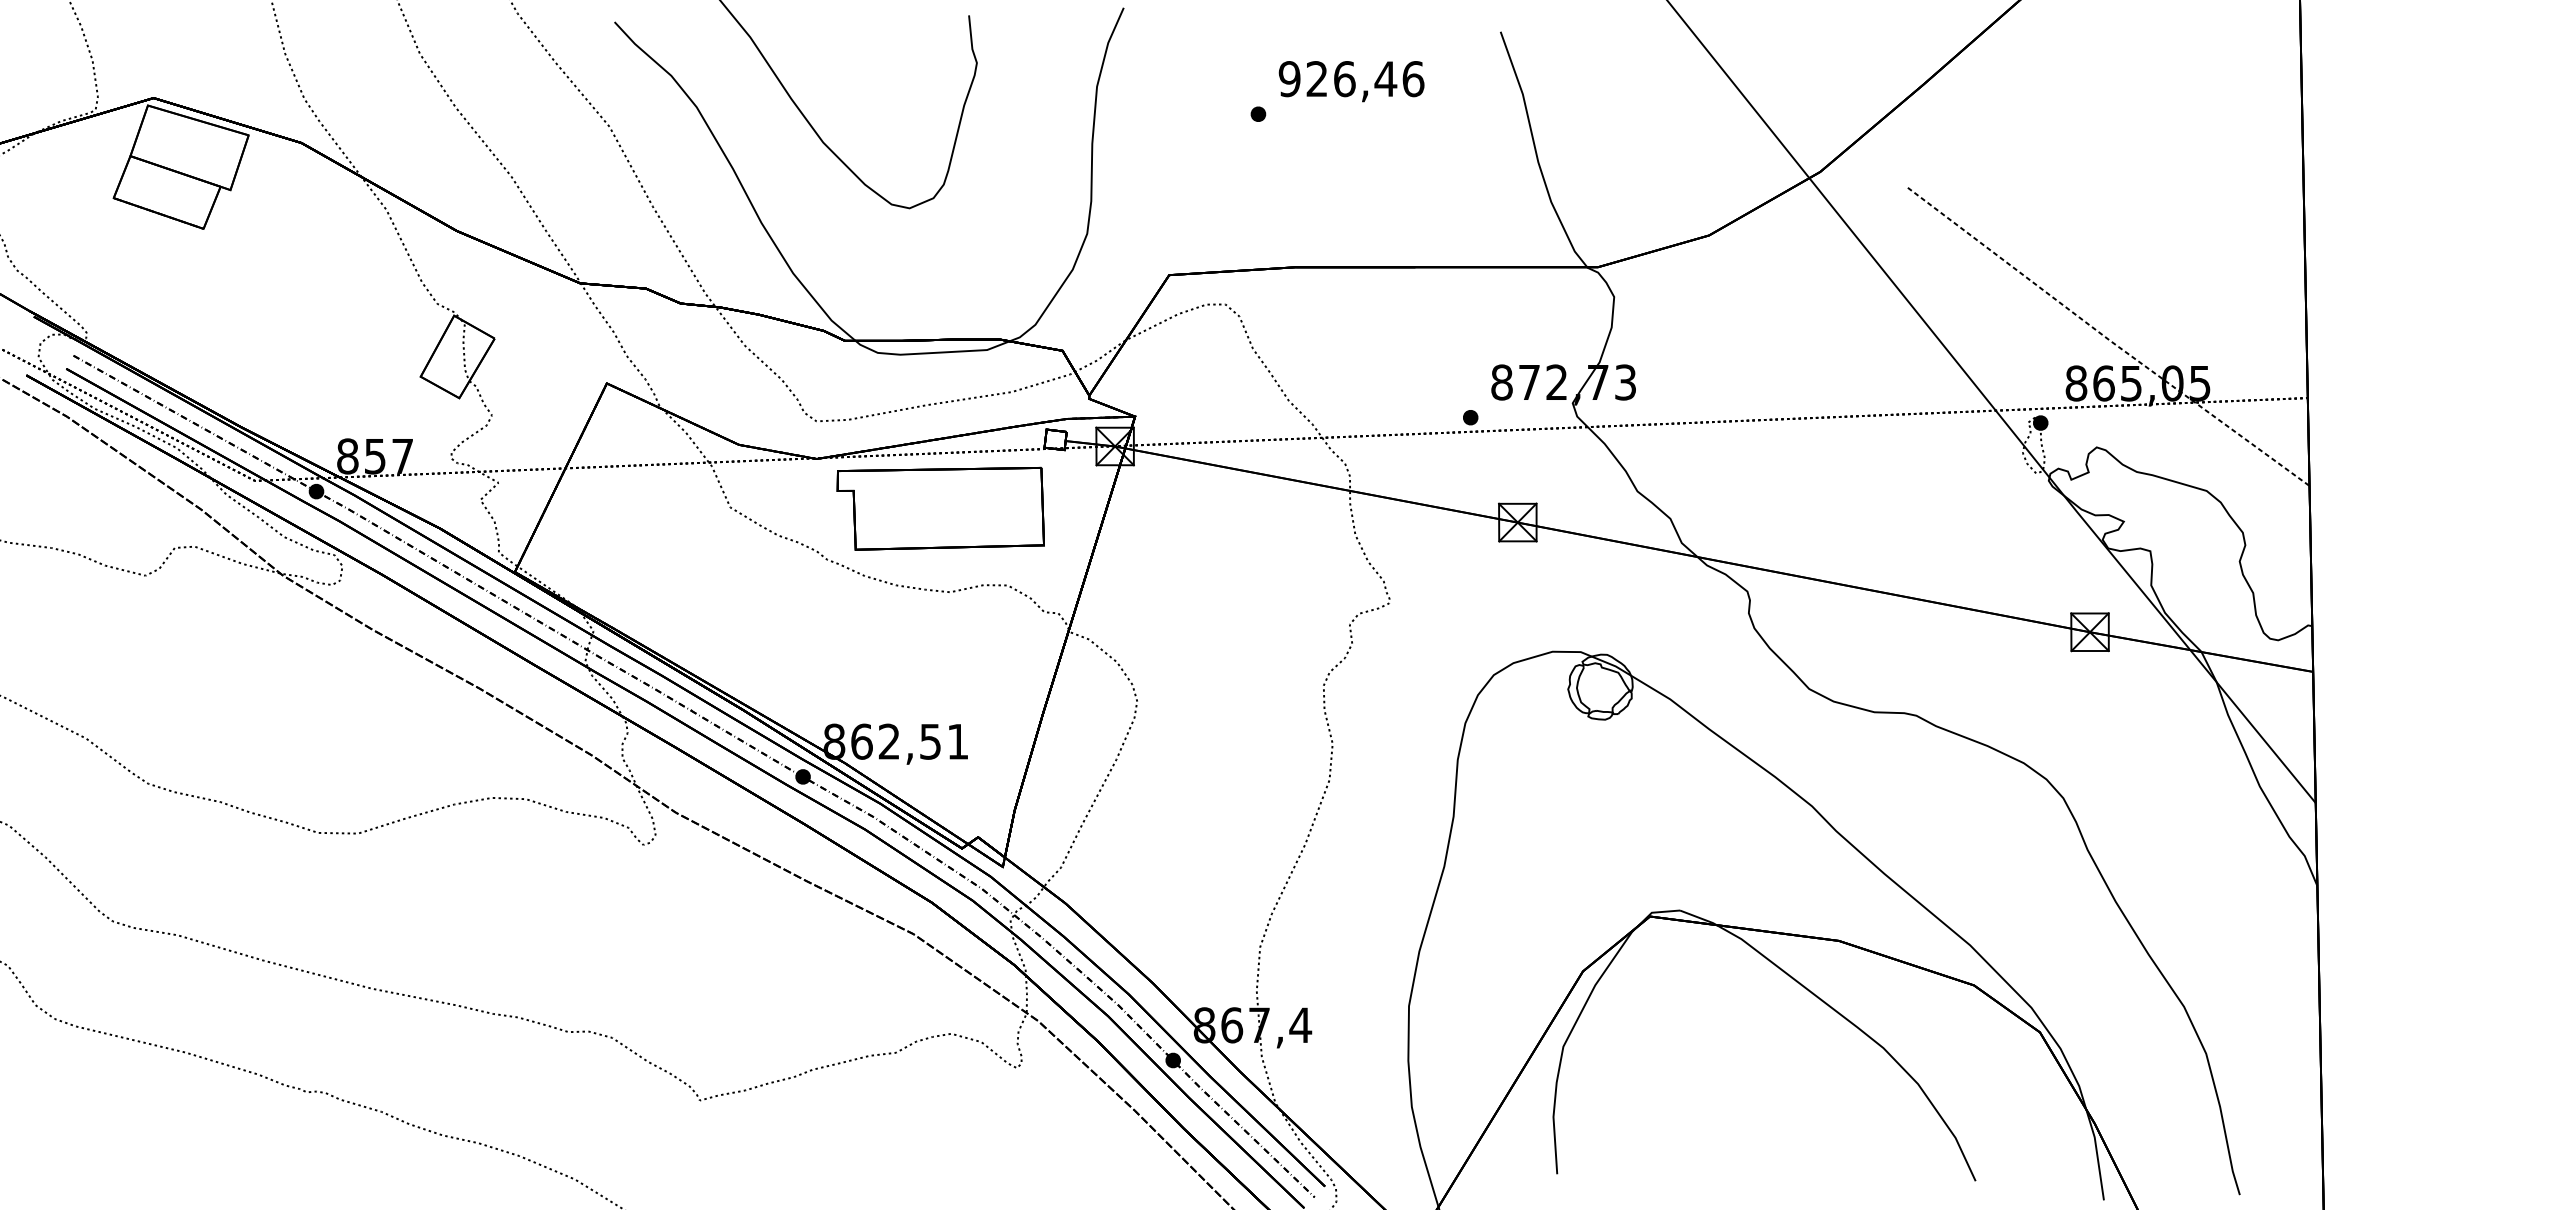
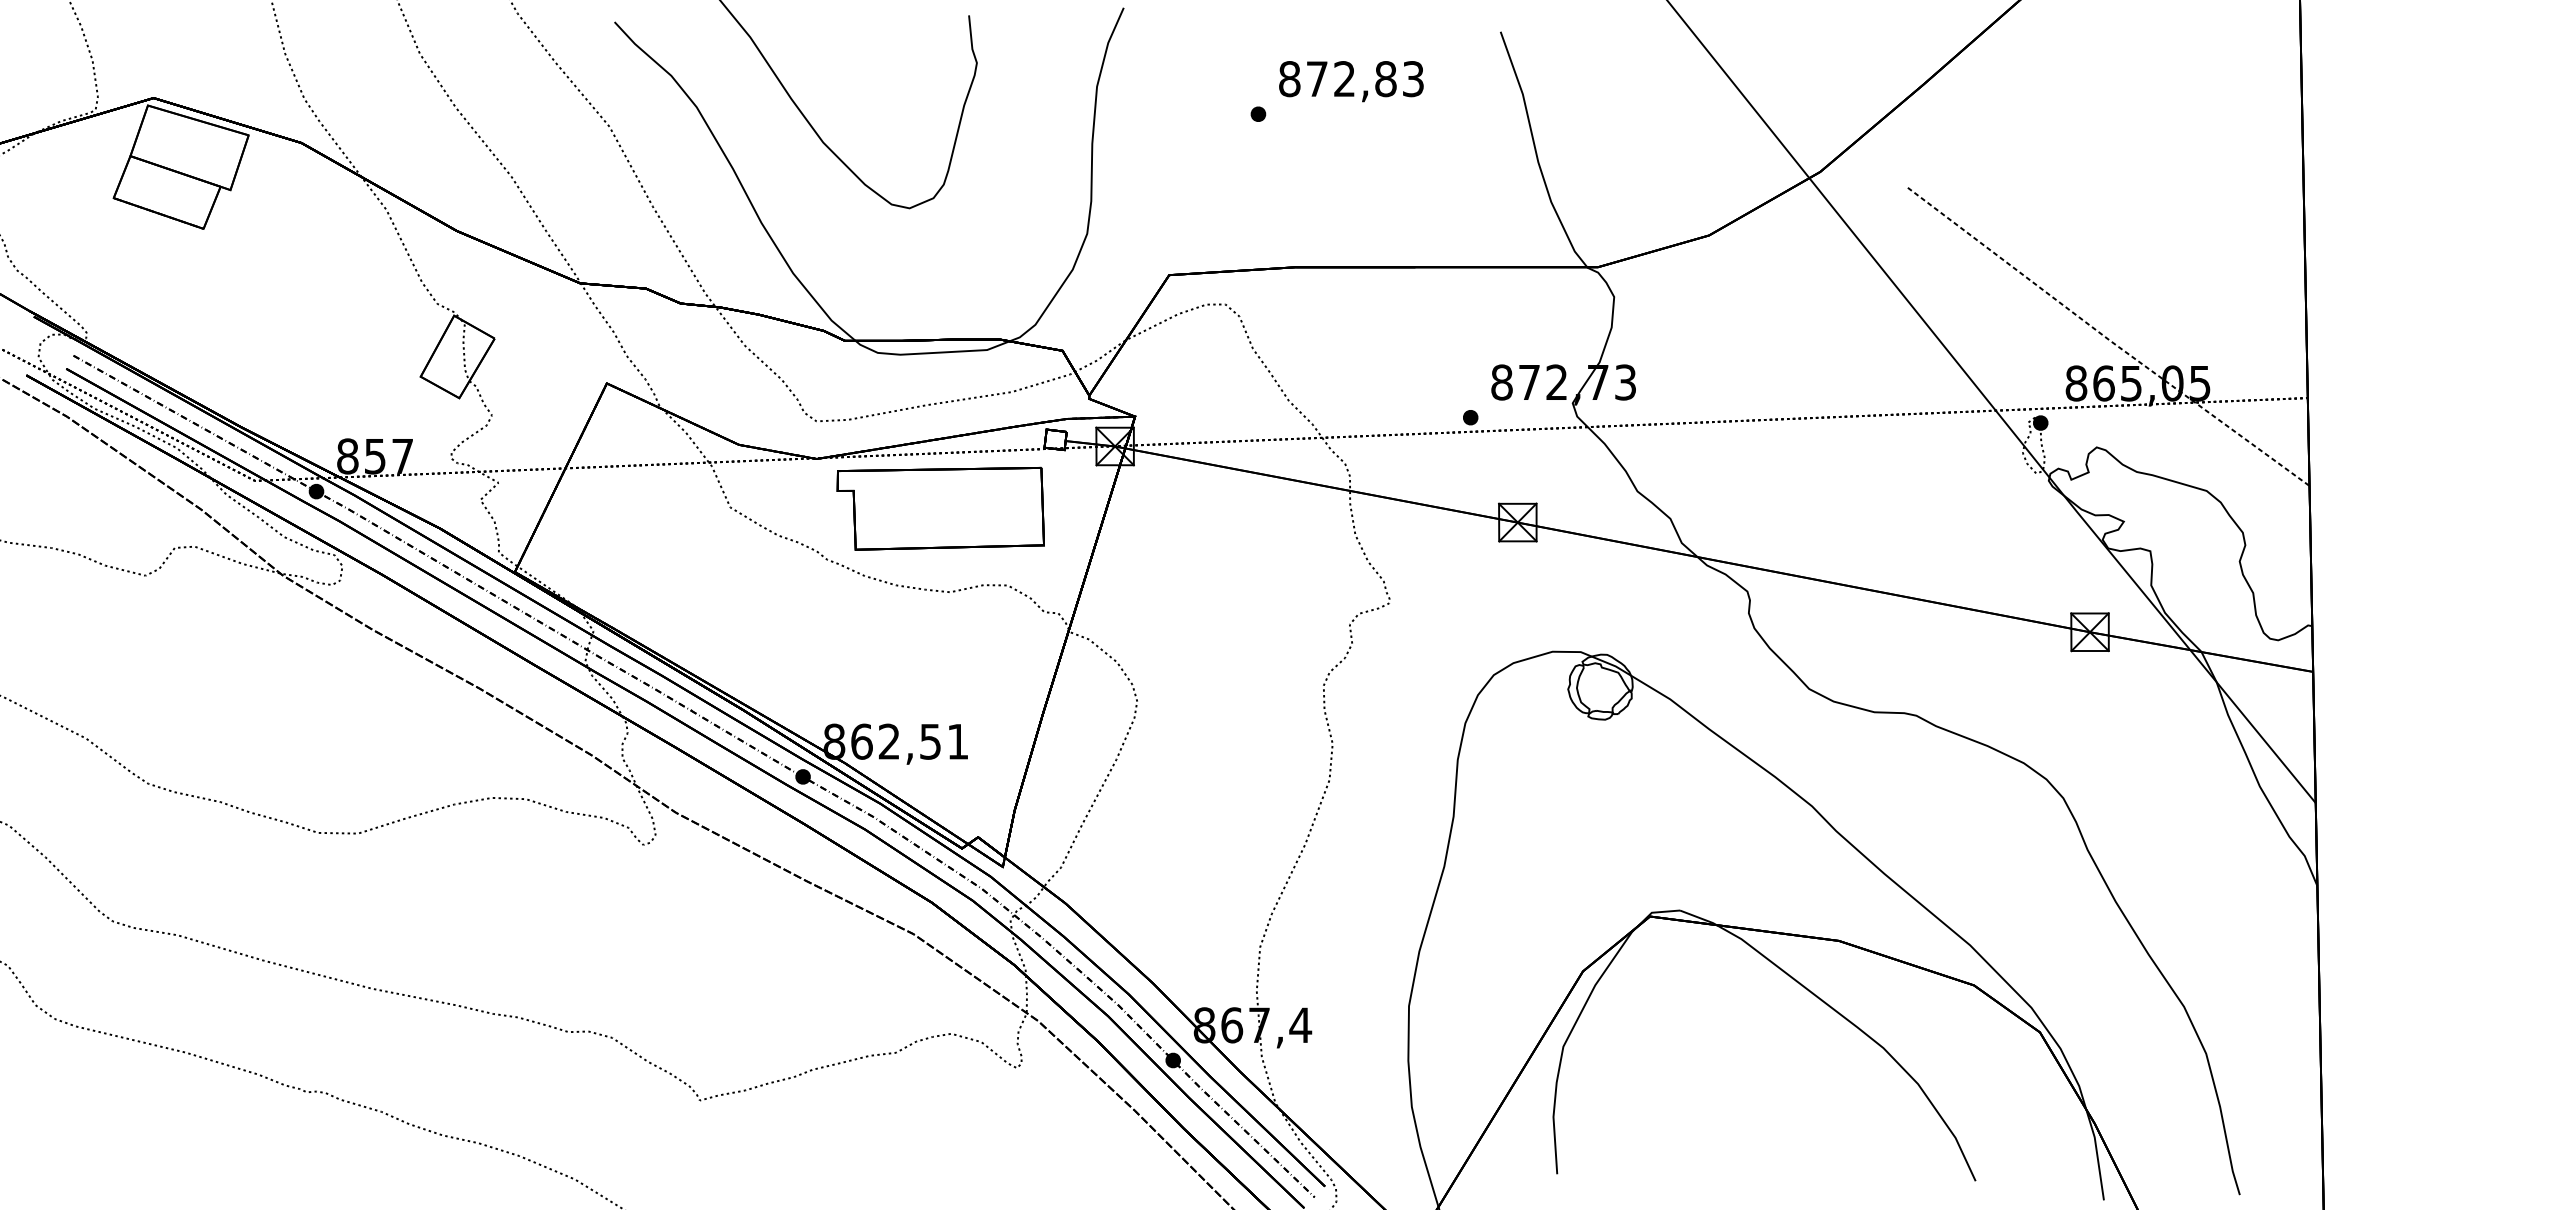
text: 926,46 -> 872,83 (1351, 79)
